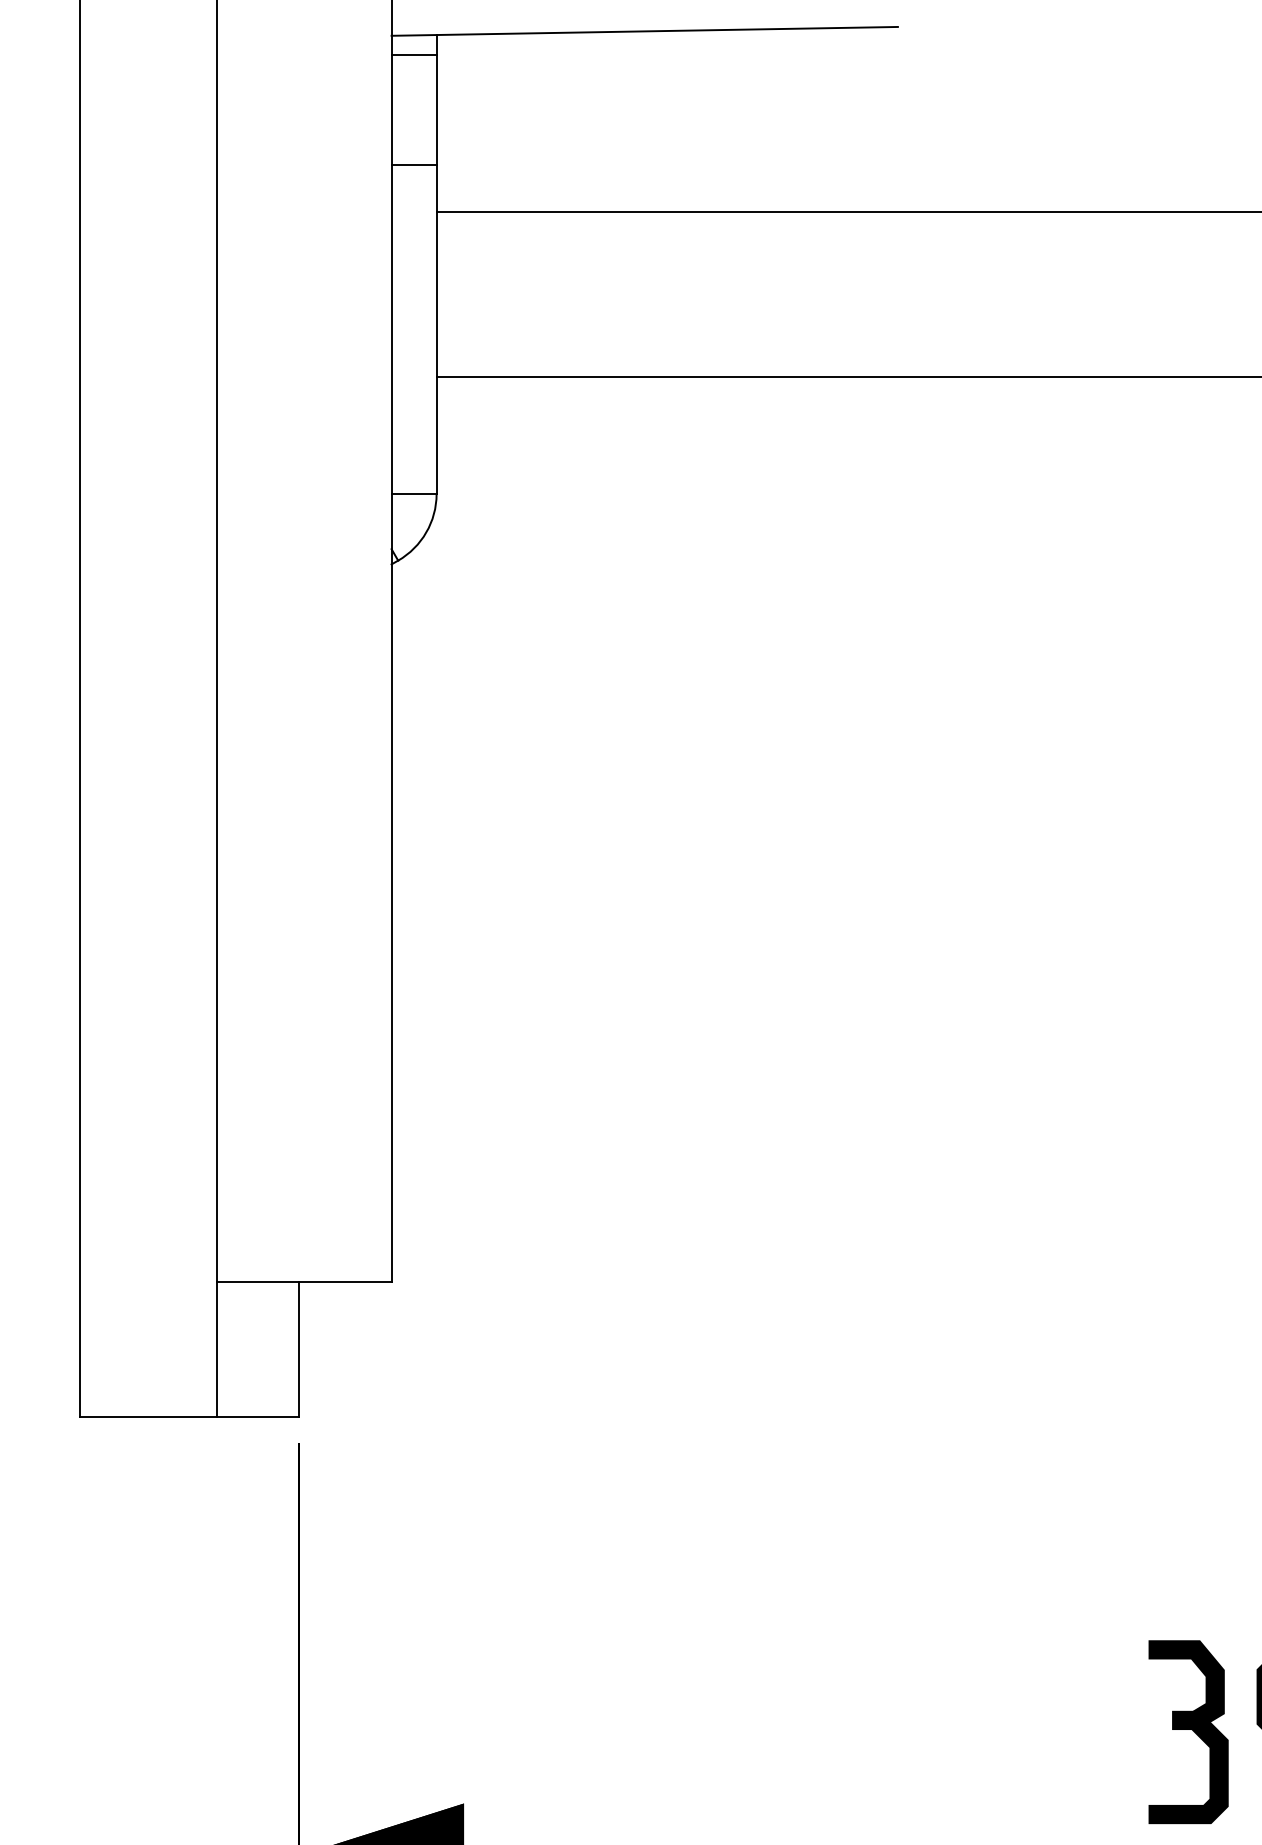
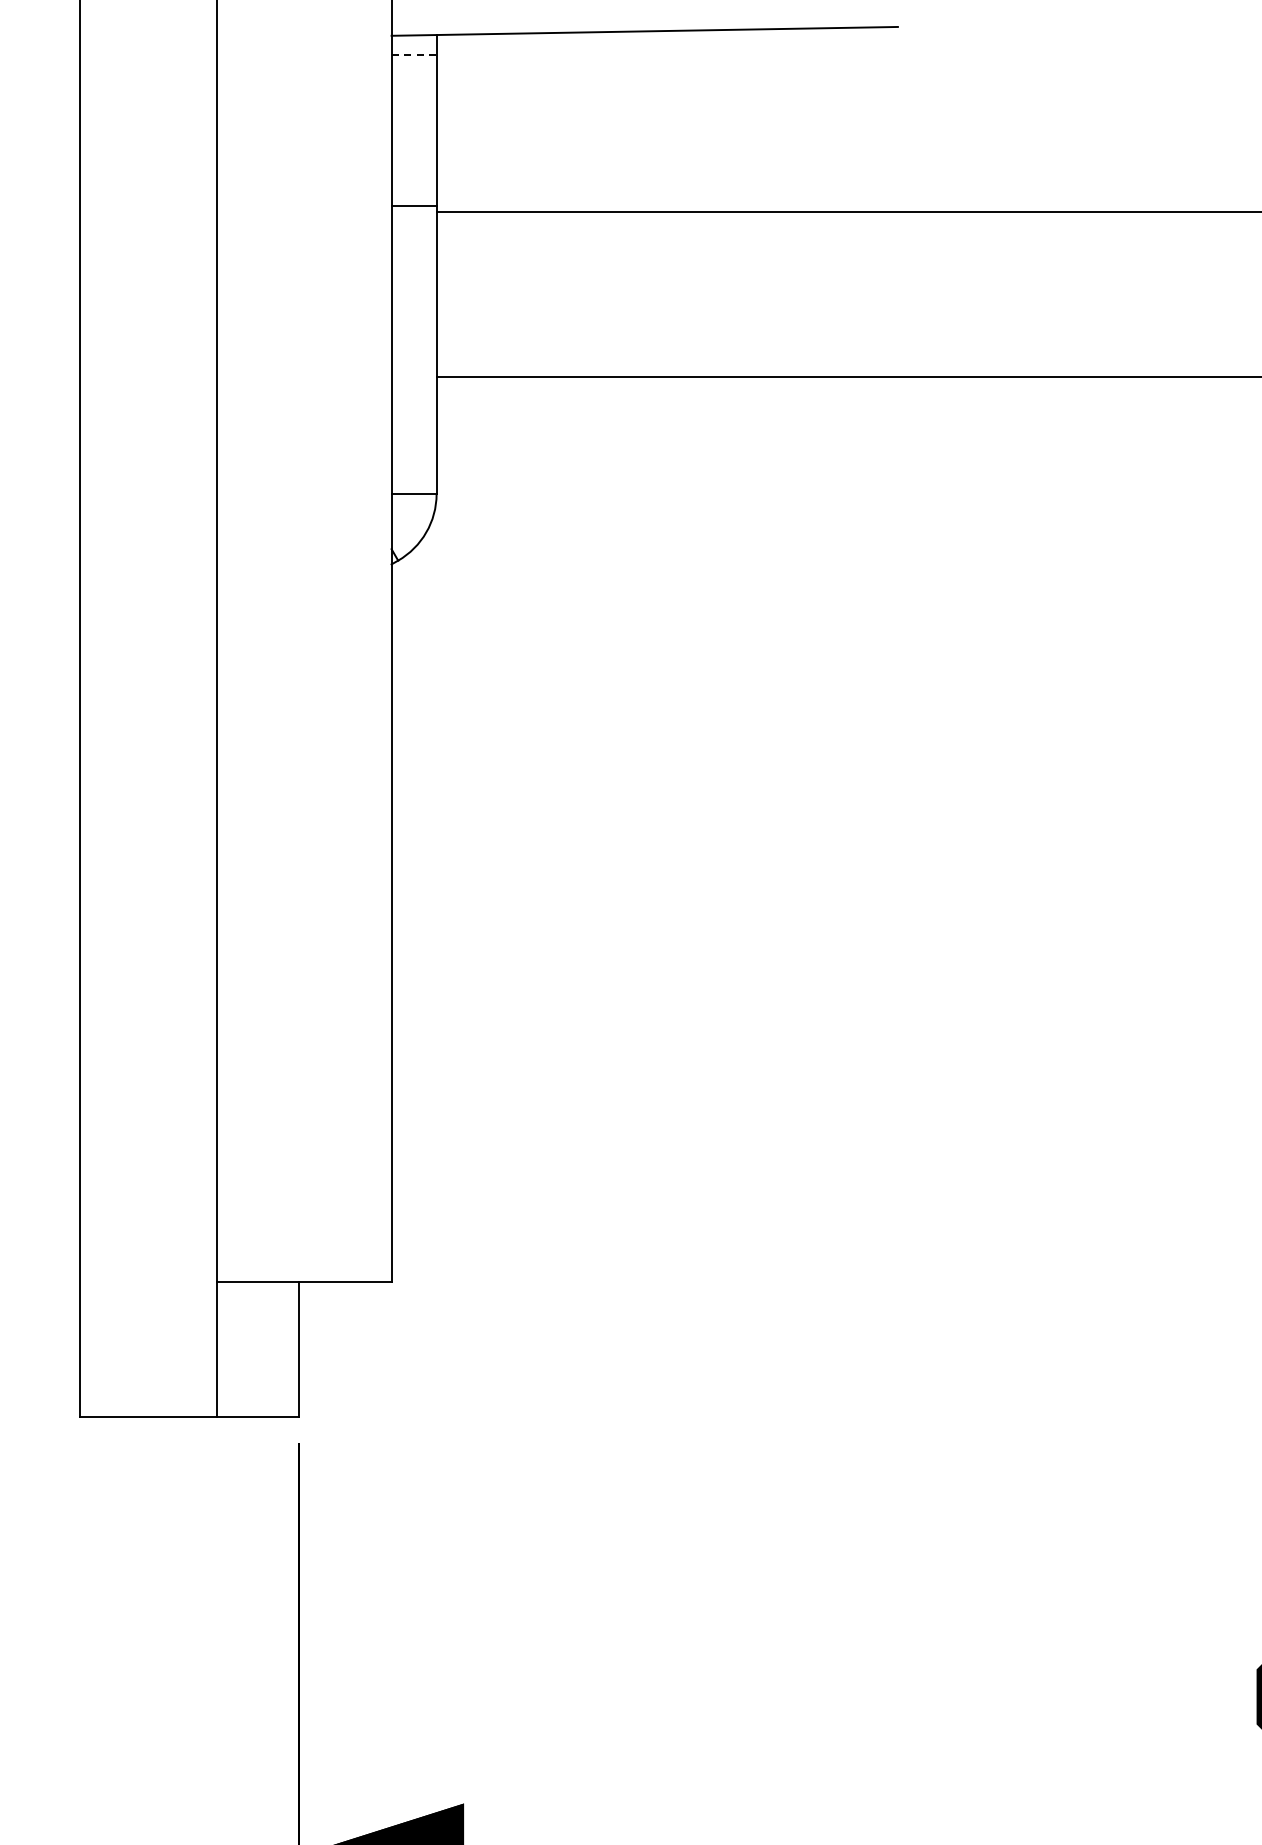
line: solid -> dashed (414, 55)
line position: (413, 165) -> (413, 206) (413, 206)
part: present -> none (1188, 1732)
